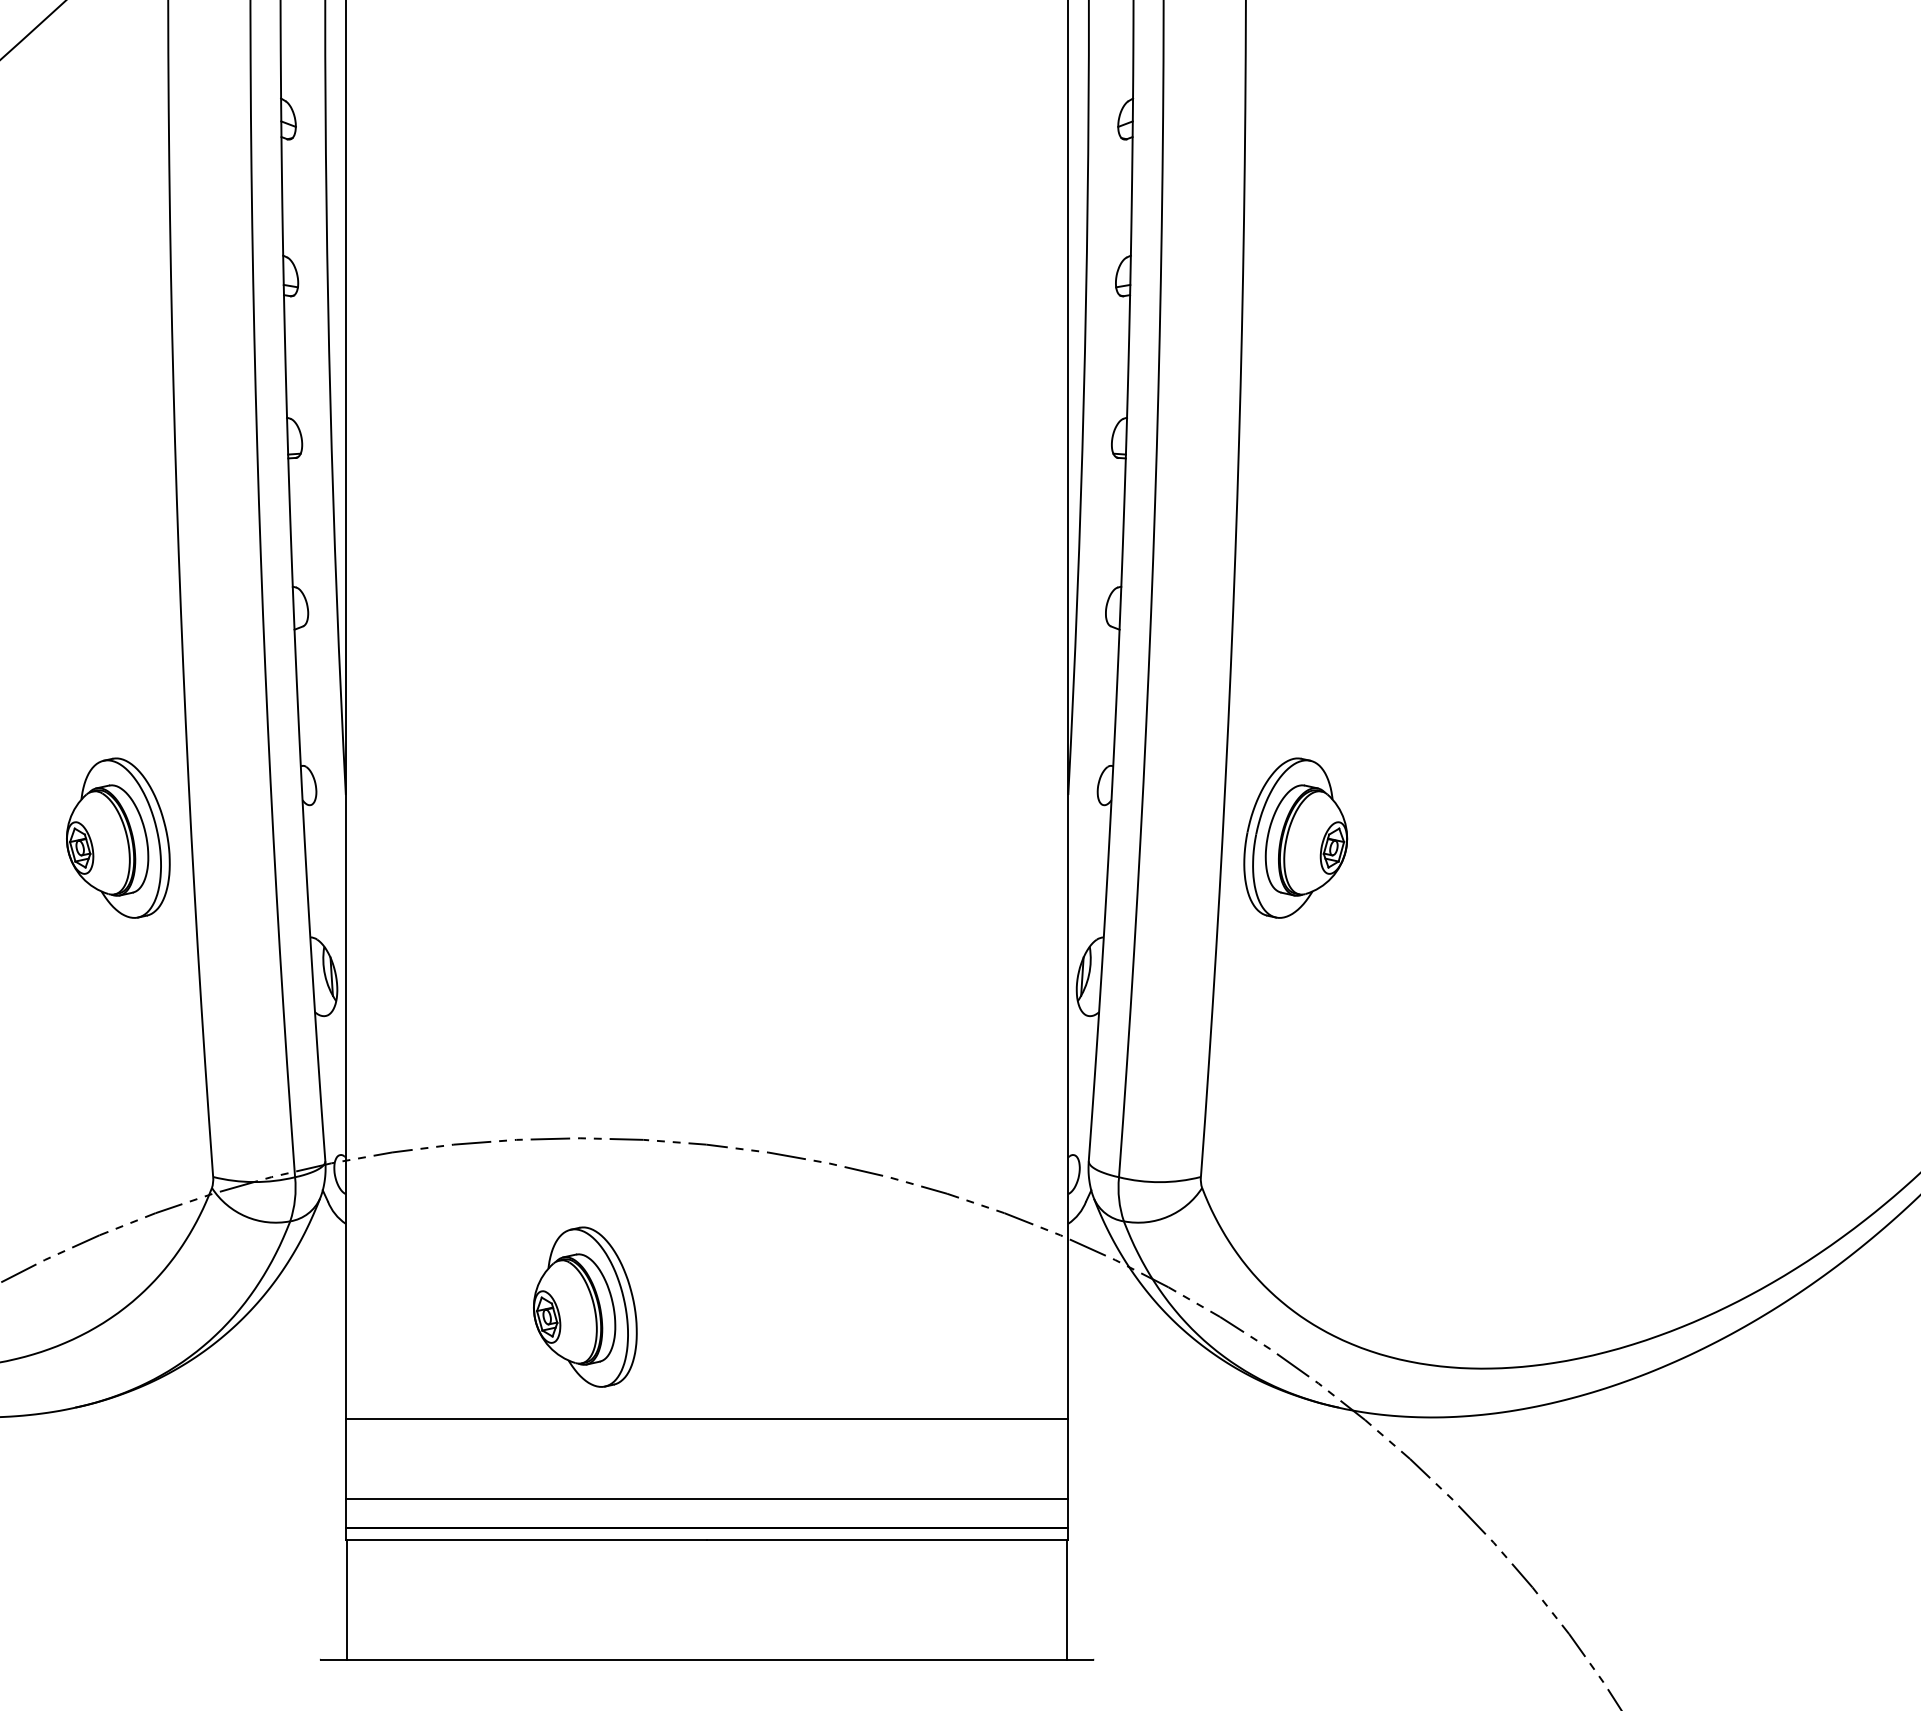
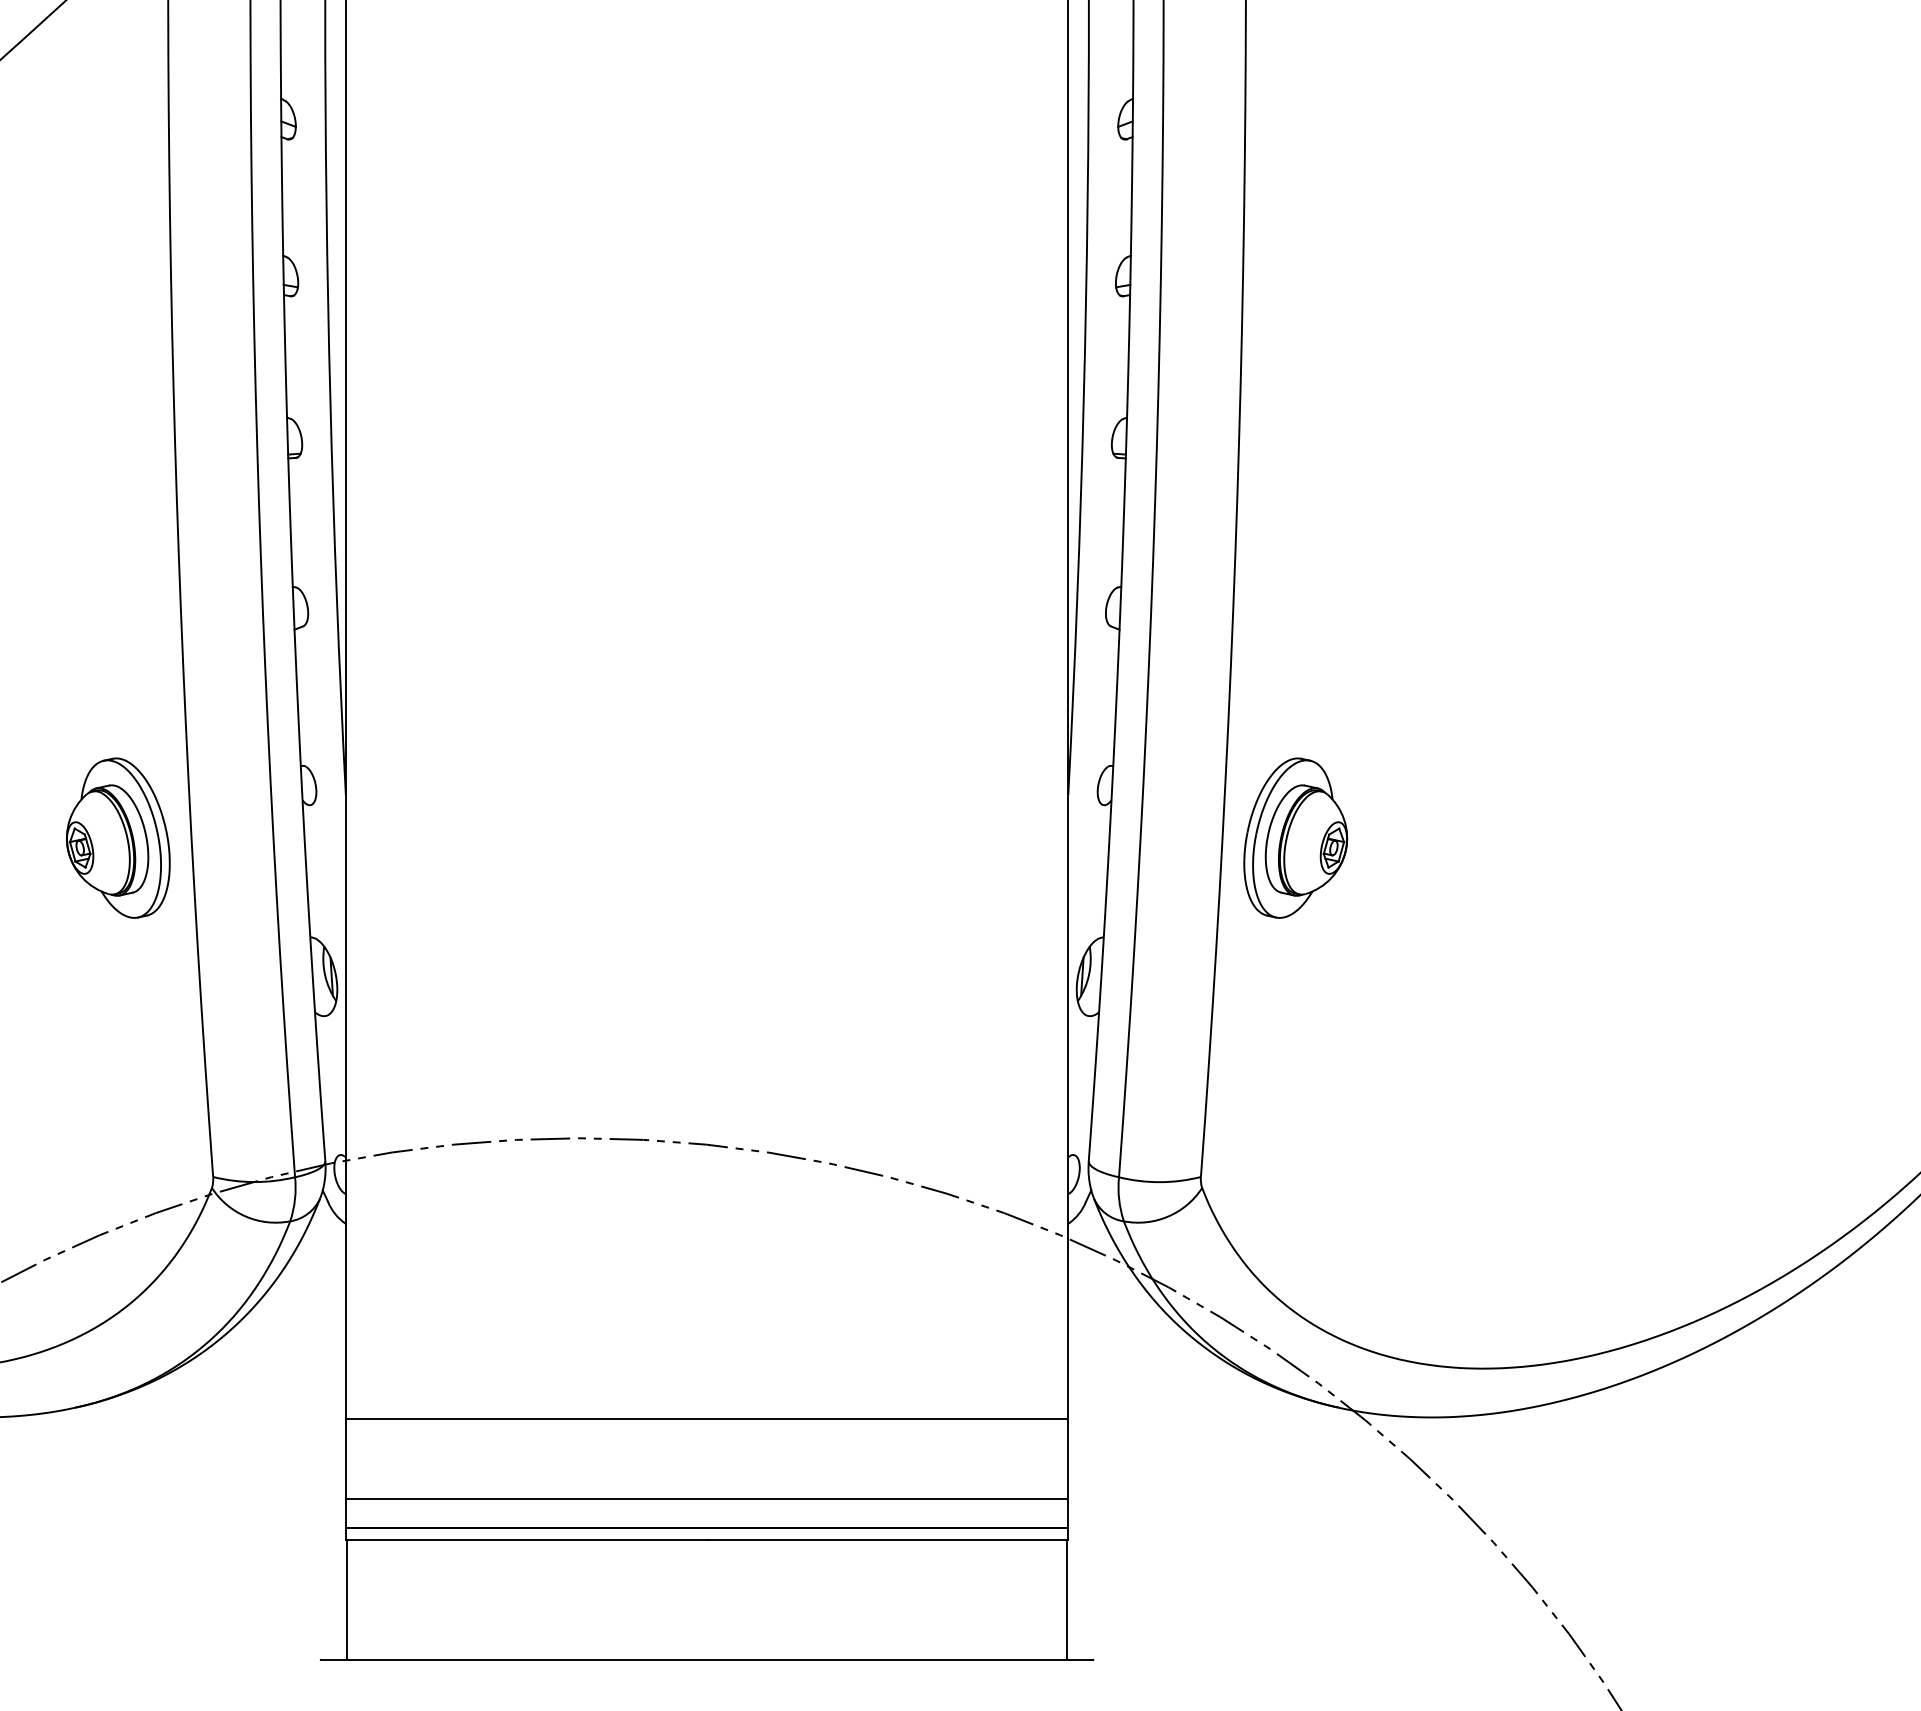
part: present -> none (585, 1306)
